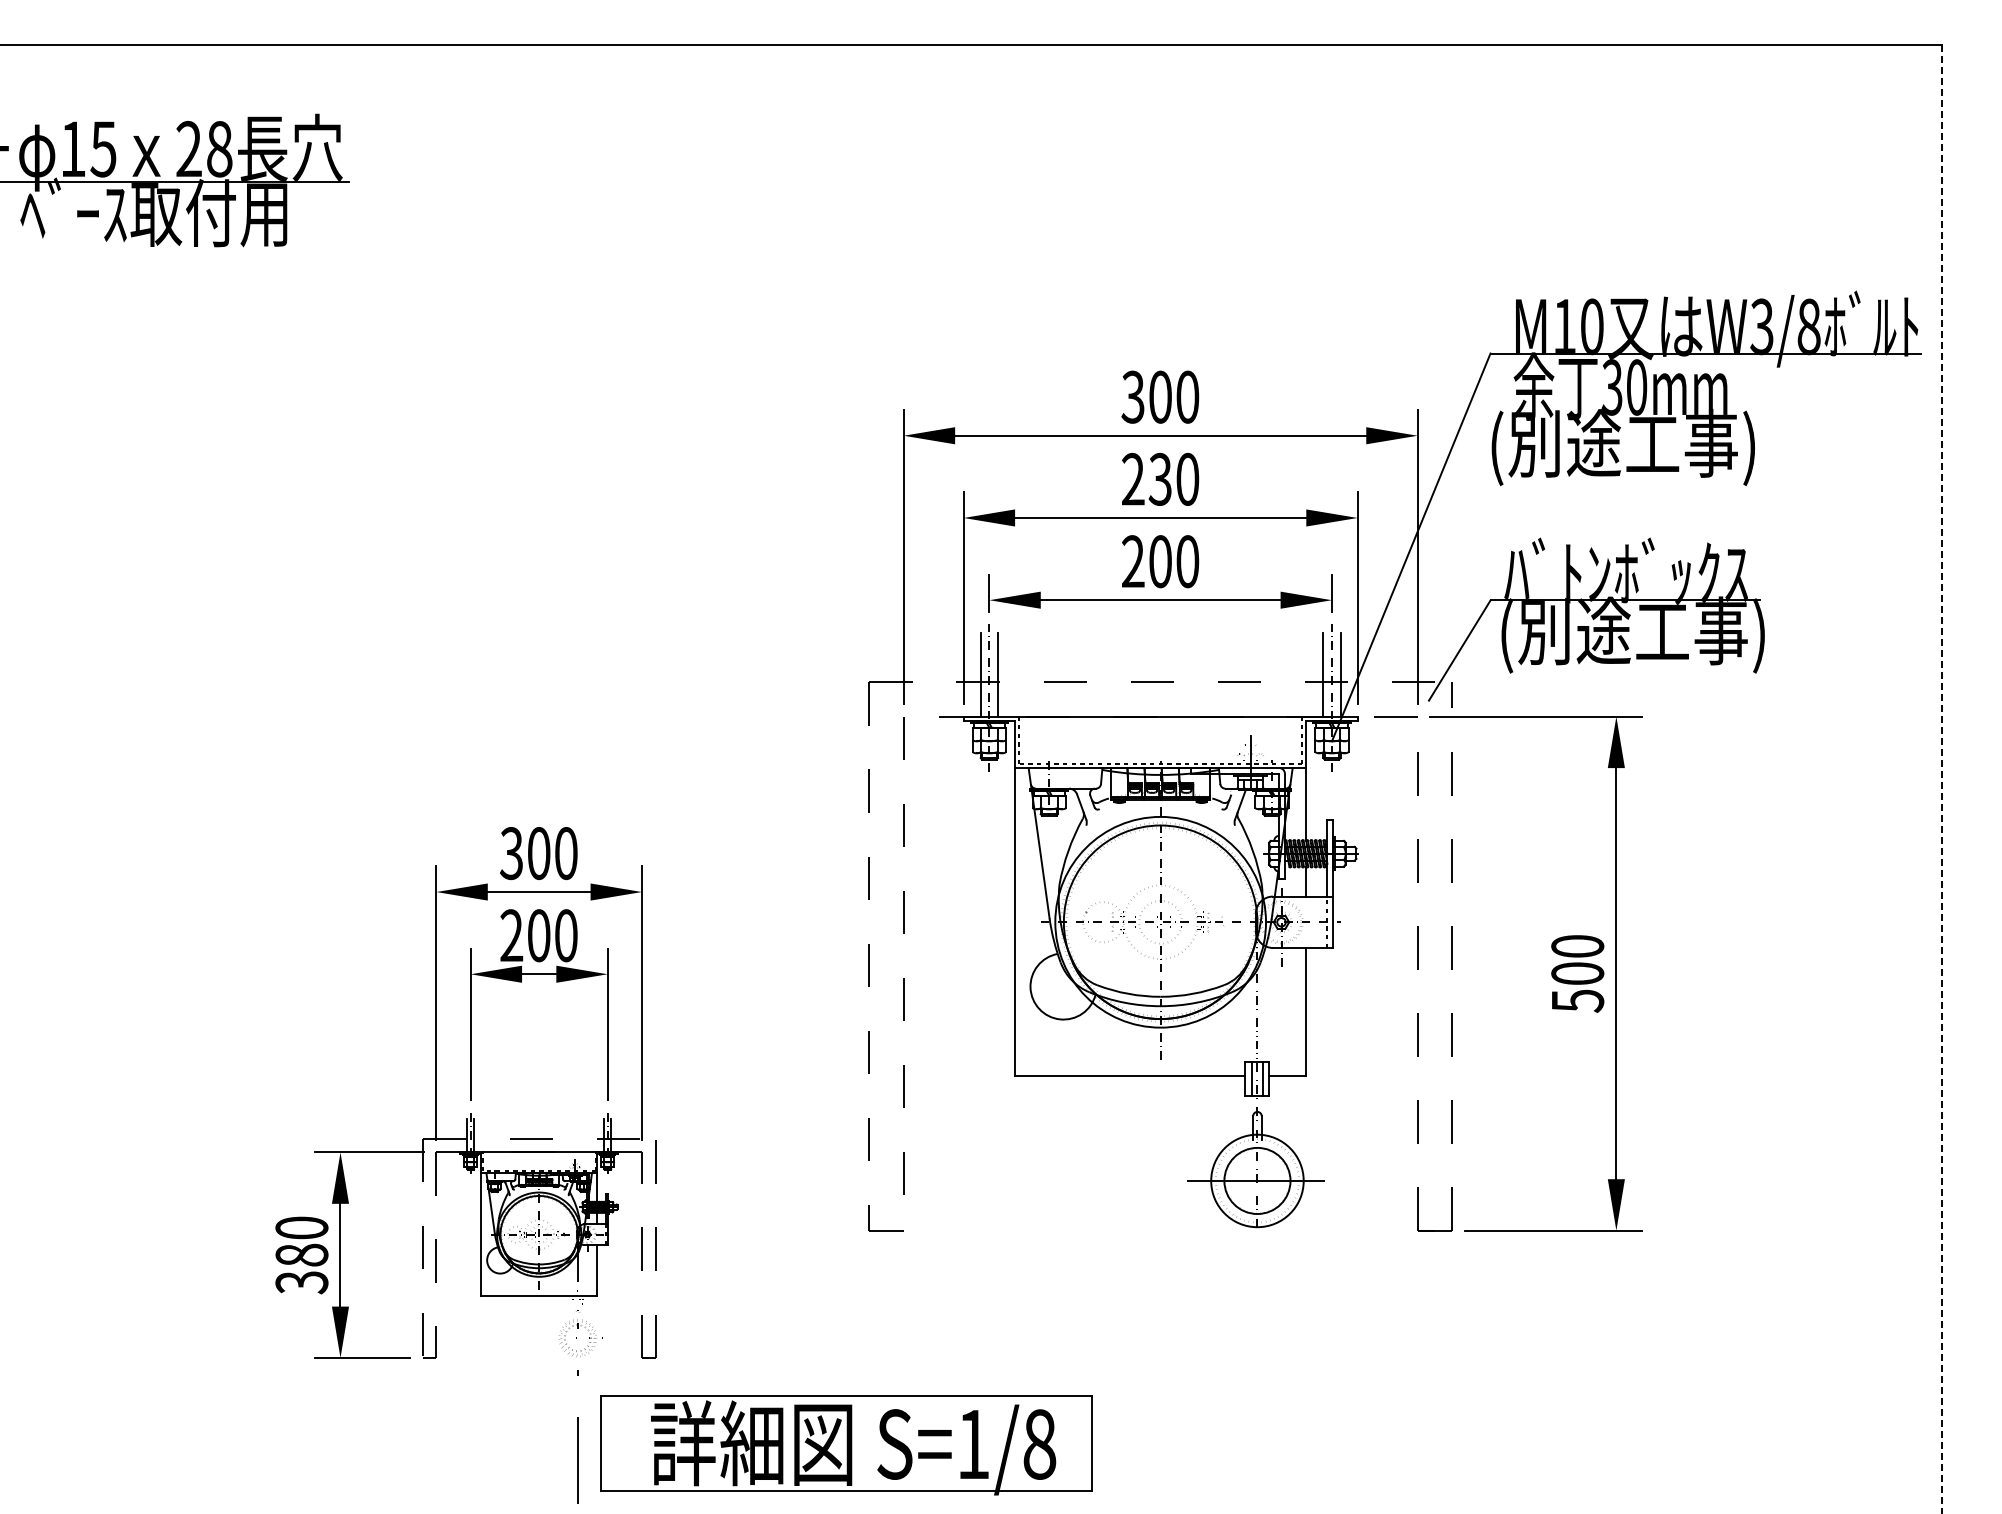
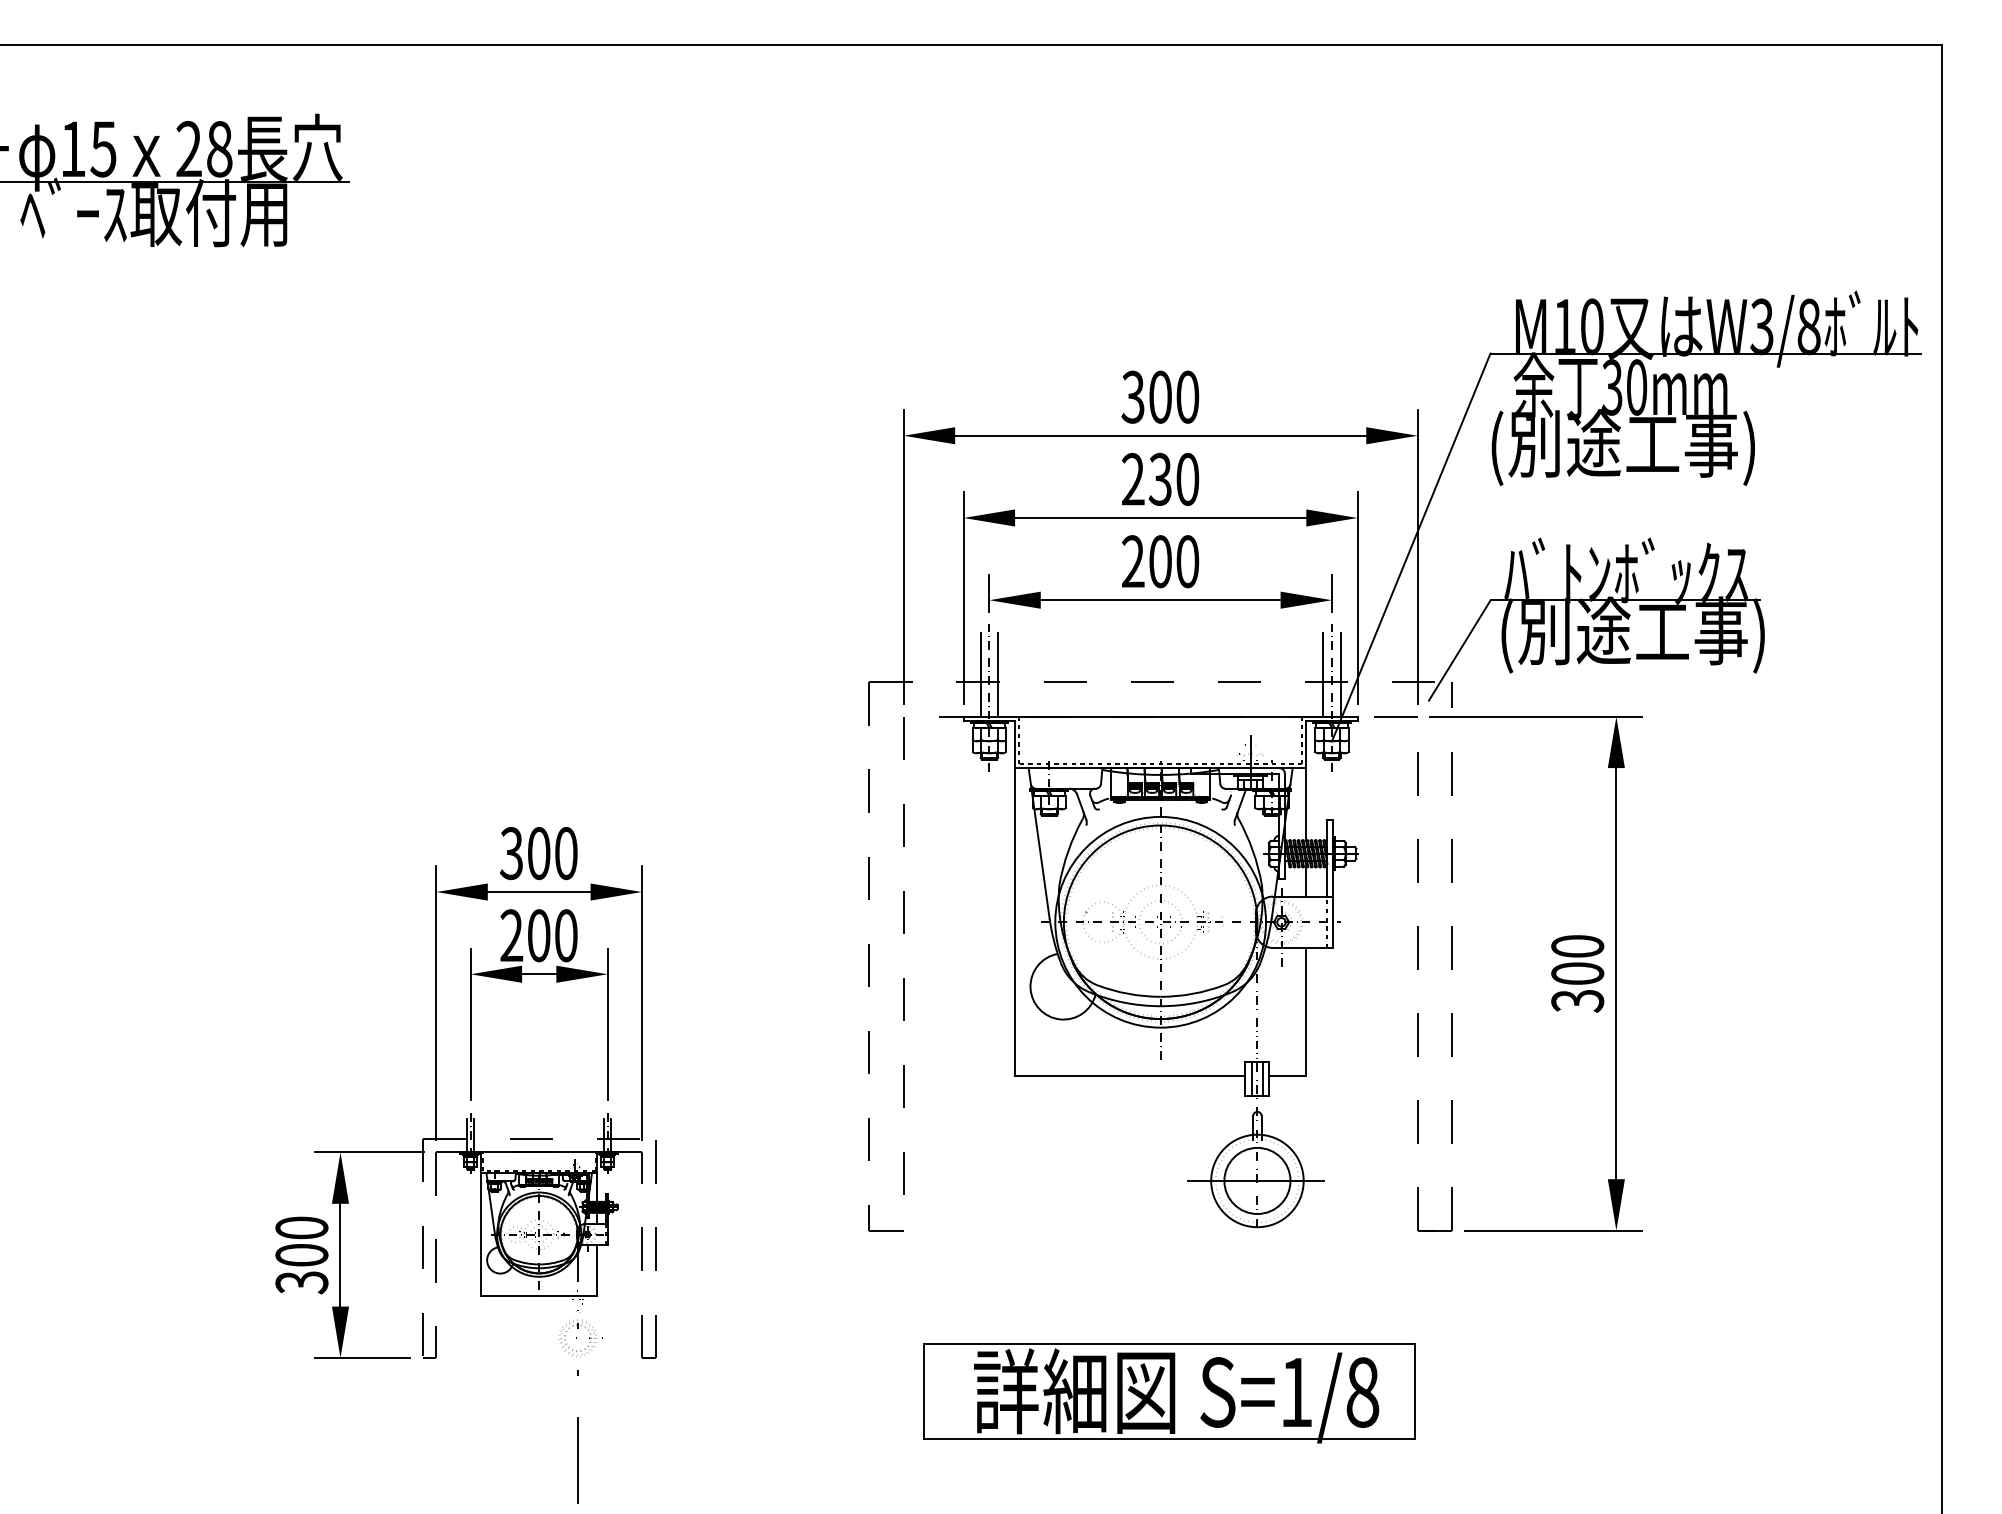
line: dashed -> solid (1941, 779)
text: 500 -> 300 (1577, 1000)
text: 380 -> 300 (301, 1254)
part position: (846, 1445) -> (1169, 1393) (1169, 1393)
